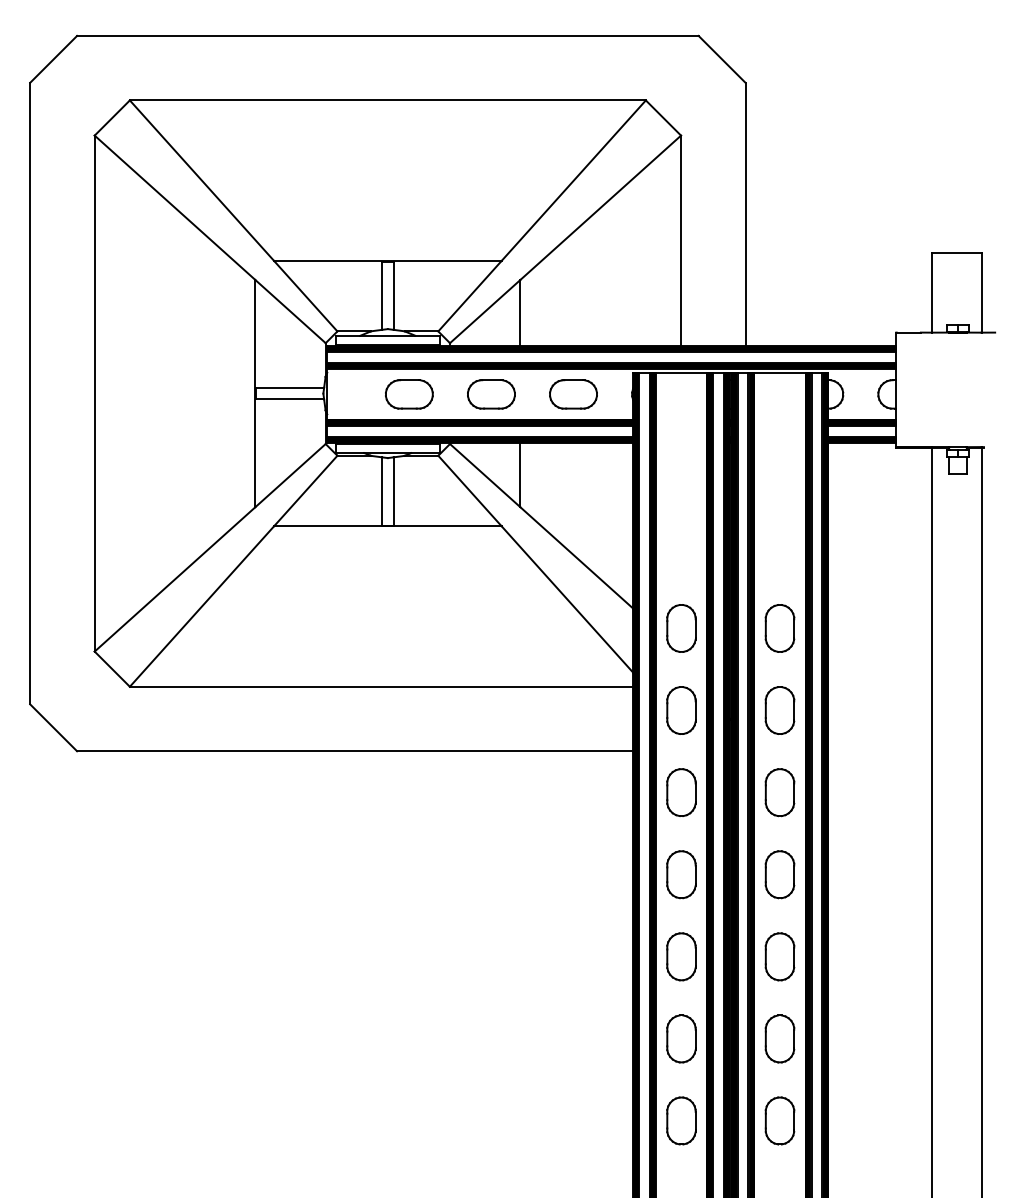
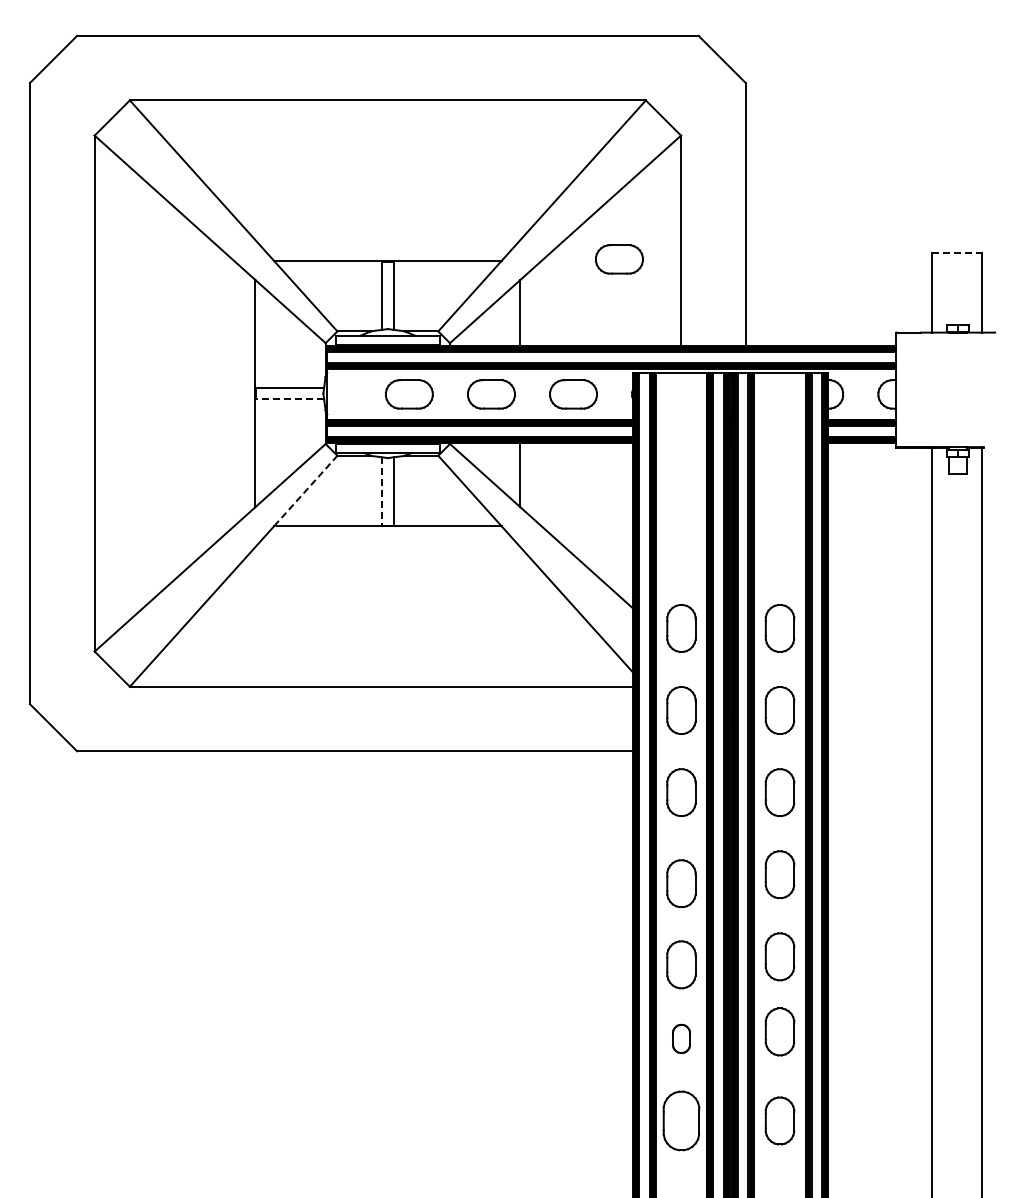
line: solid -> dashed (956, 253)
part: none -> present (619, 259)
line: solid -> dashed (289, 399)
line: solid -> dashed (306, 490)
line: solid -> dashed (382, 491)
part position: (681, 874) -> (681, 883) (681, 883)
part position: (681, 956) -> (681, 964) (681, 964)
part size: 31x50 px -> 19x31 px (681, 1038)
part position: (779, 1038) -> (779, 1031) (779, 1031)
part size: 31x50 px -> 39x62 px (681, 1120)
